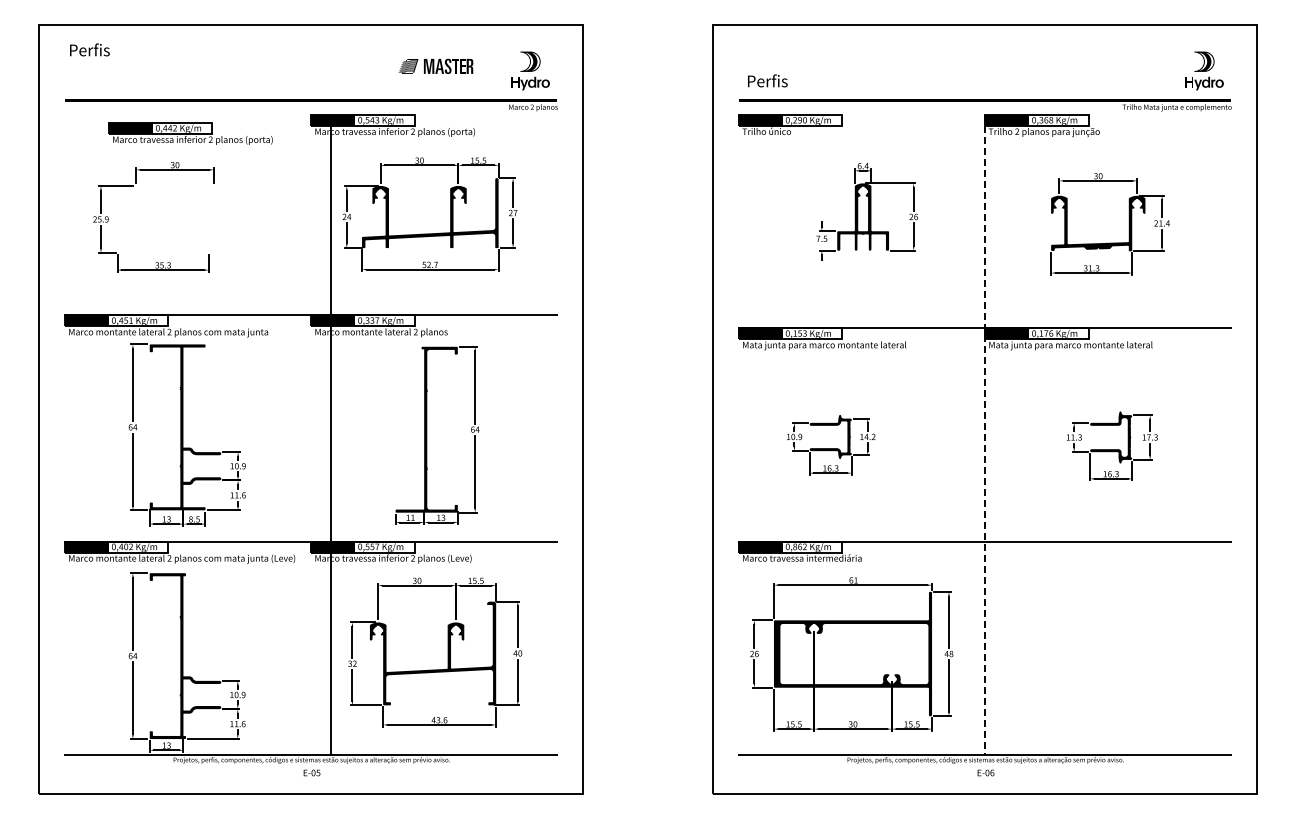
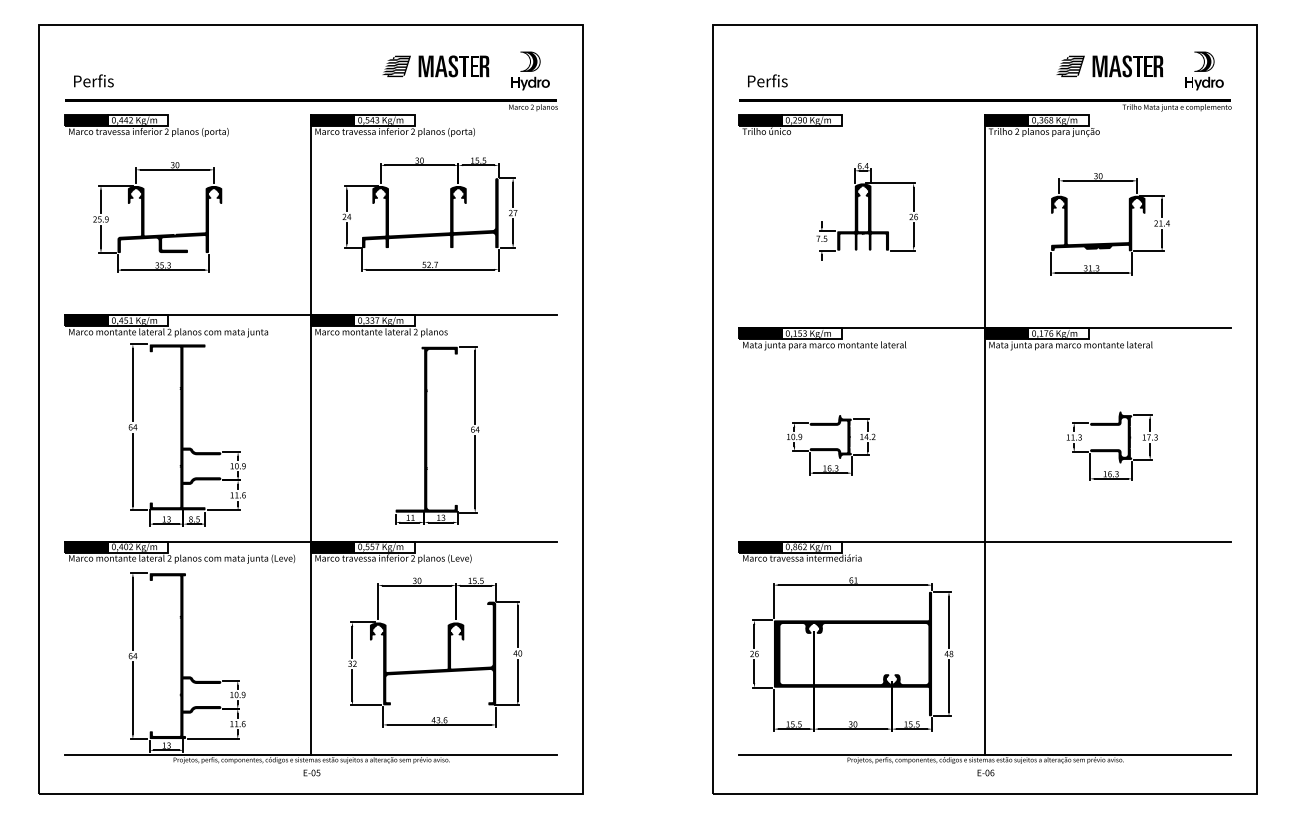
text position: (89, 49) -> (93, 80) (93, 80)
part size: 76x16 px -> 108x23 px (435, 66)
part: none -> present (1109, 66)
part position: (190, 133) -> (146, 125) (146, 125)
fill: none -> present (169, 219)
line position: (331, 434) -> (311, 434) (311, 434)
line: dashed -> solid (984, 434)
